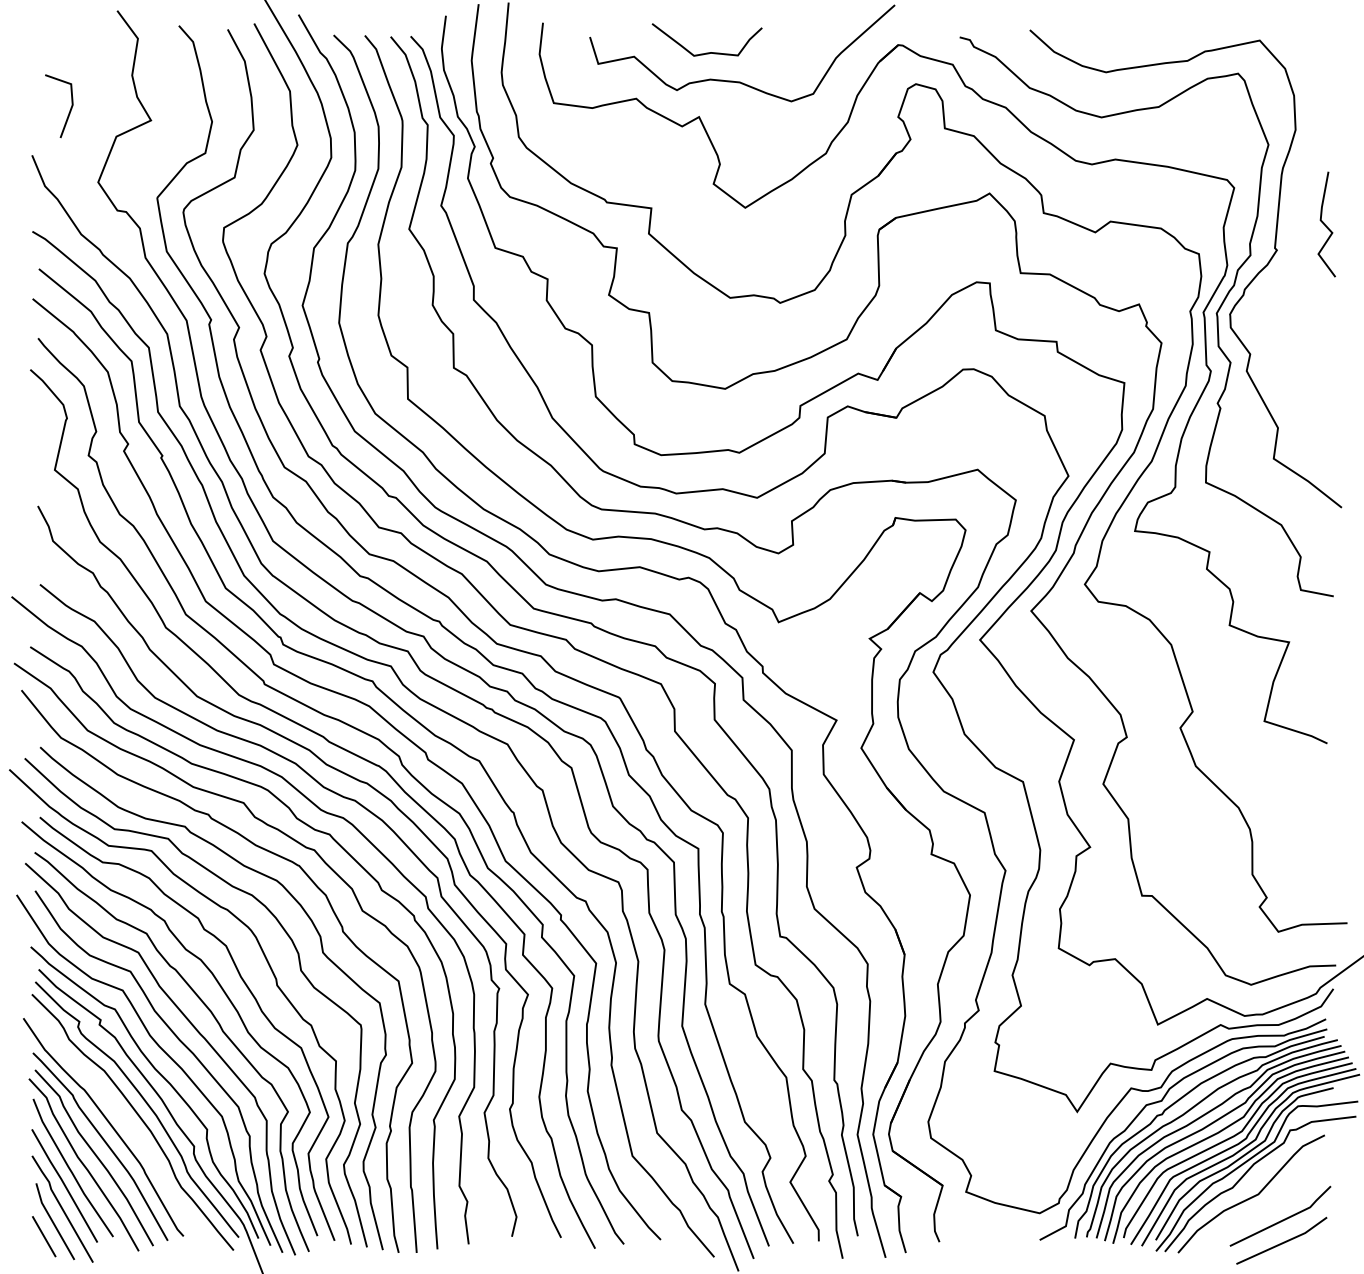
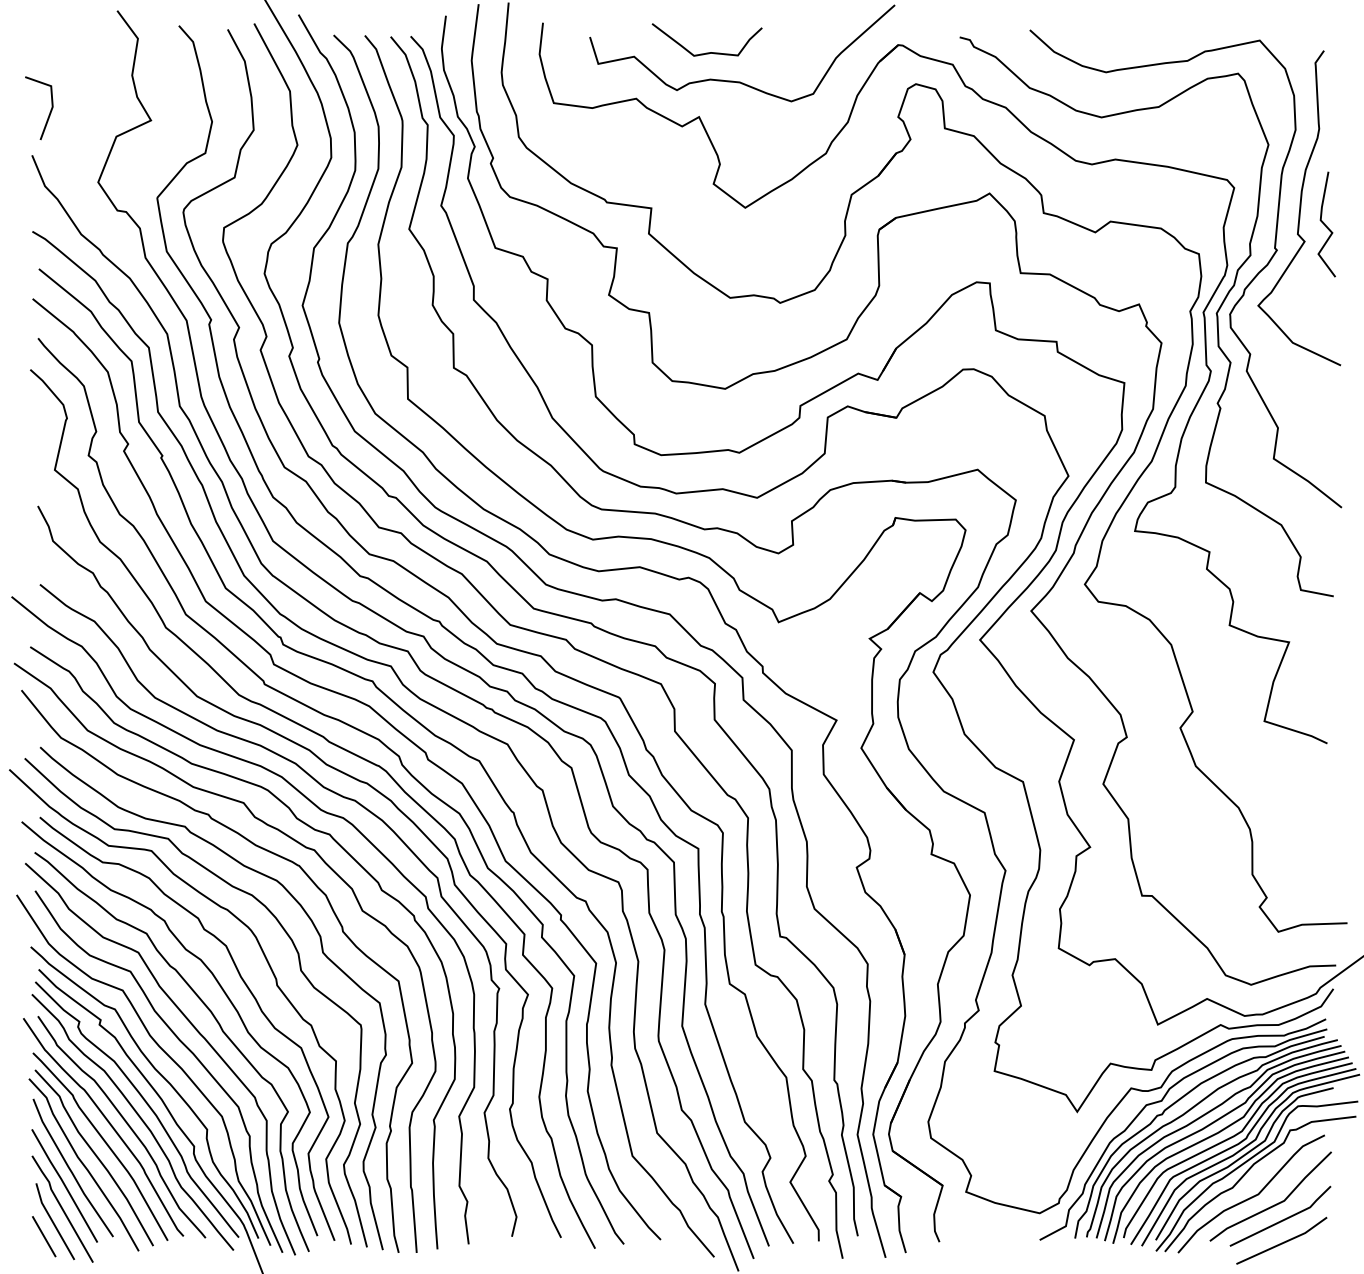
line position: (69, 110) -> (49, 112) (49, 112)
curve: none -> present (1299, 208)
curve: none -> present (126, 1124)
line: none -> present (1274, 1204)
